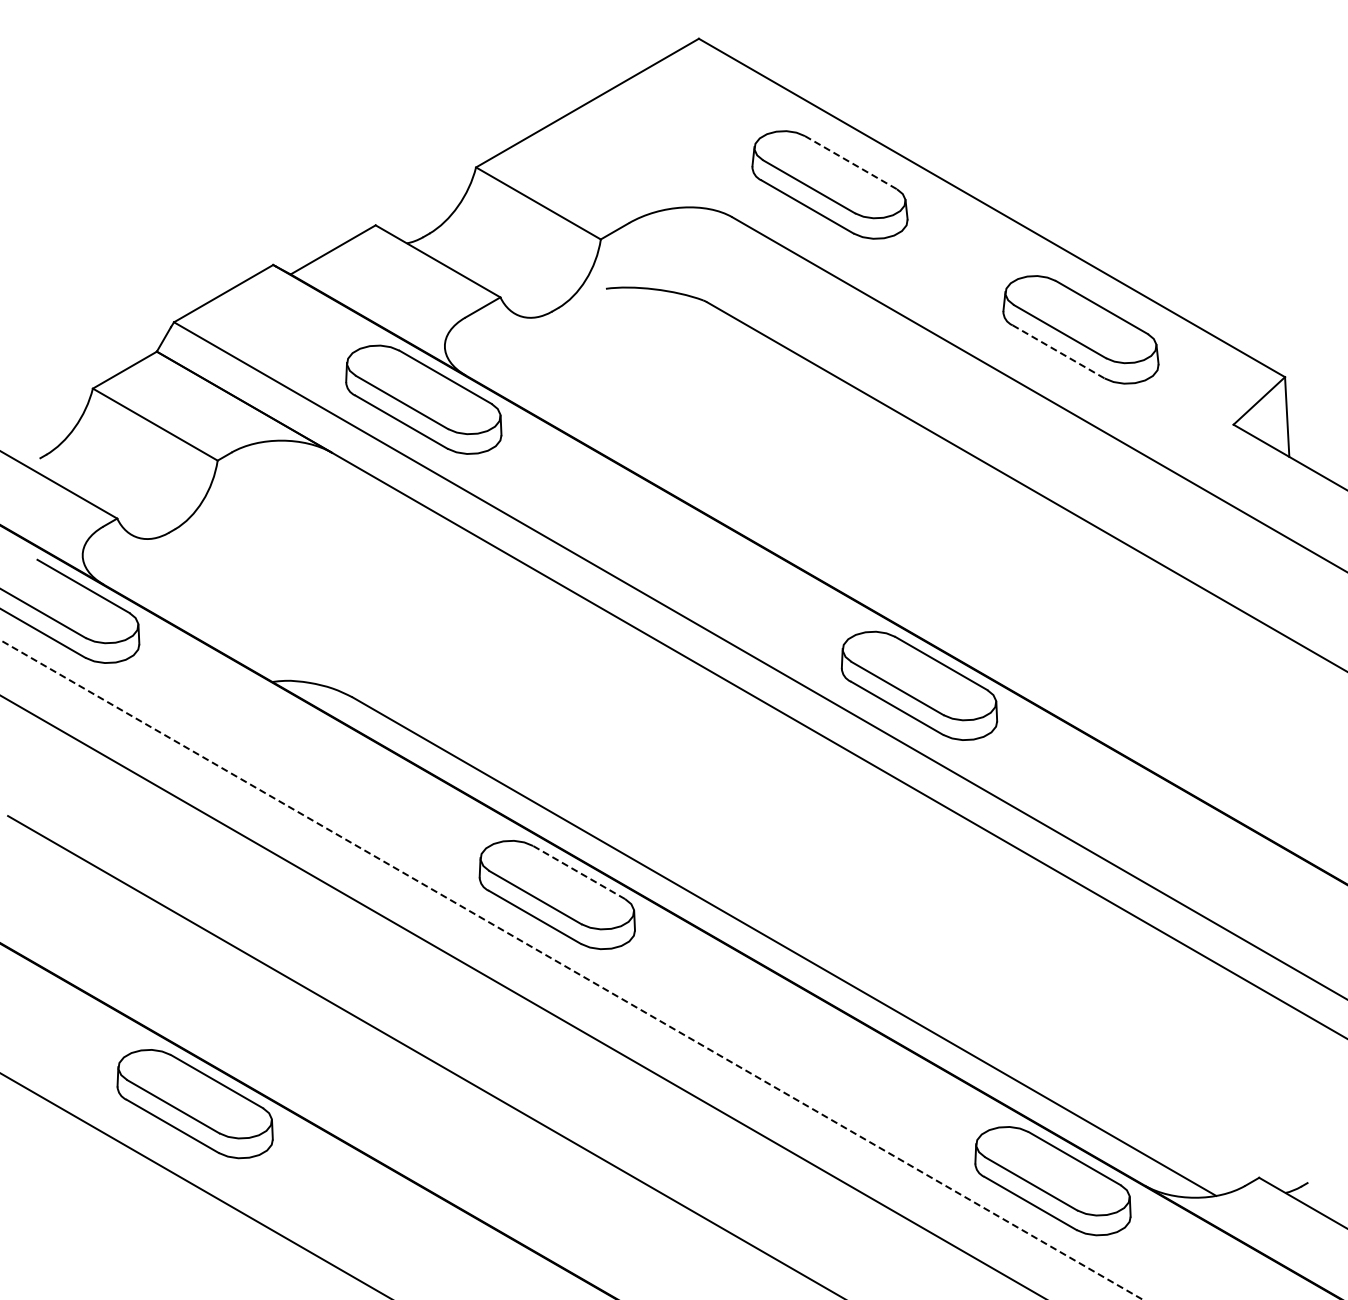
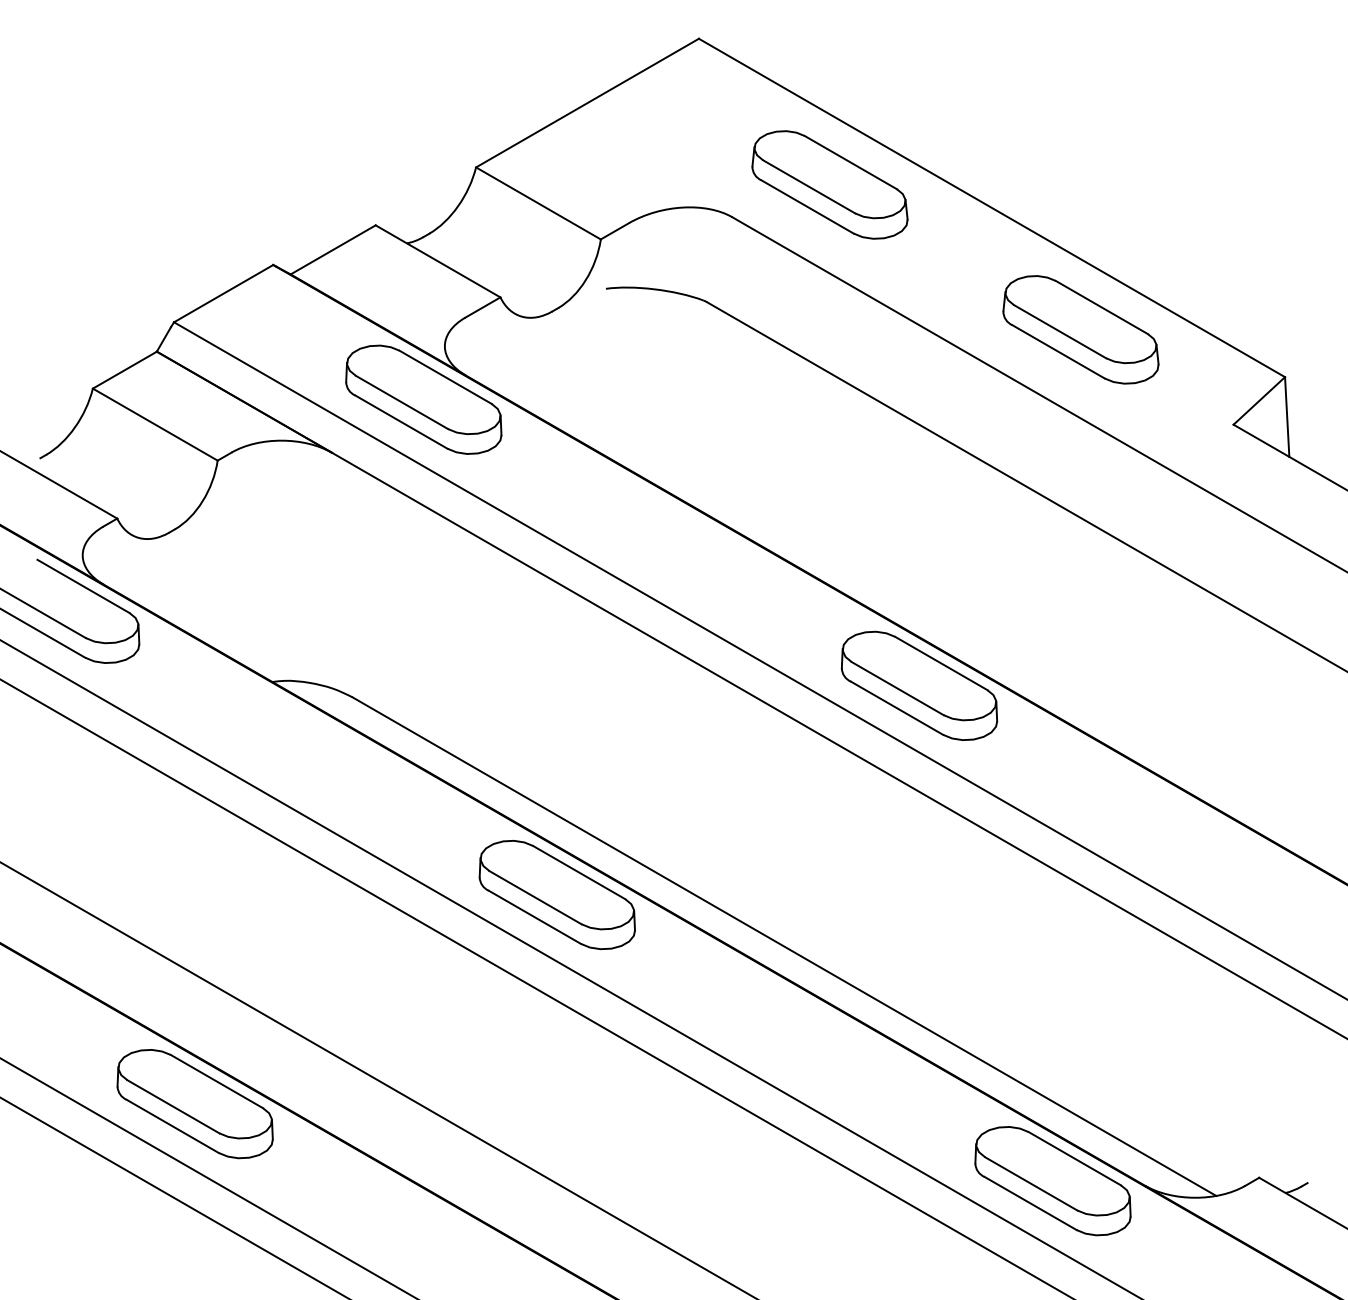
line: dashed -> solid (851, 162)
line: dashed -> solid (1059, 352)
line: dashed -> solid (578, 872)
line: dashed -> solid (572, 970)
line position: (521, 996) -> (535, 988) (535, 988)
line position: (424, 1056) -> (377, 1079) (377, 1079)
line: none -> present (207, 1177)
line position: (194, 1185) -> (173, 1197) (173, 1197)
